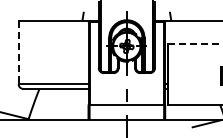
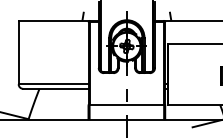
line: dashed -> solid (196, 43)
line: dashed -> solid (18, 52)
